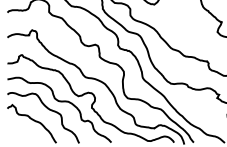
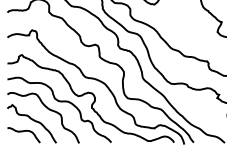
curve: none -> present (23, 132)
